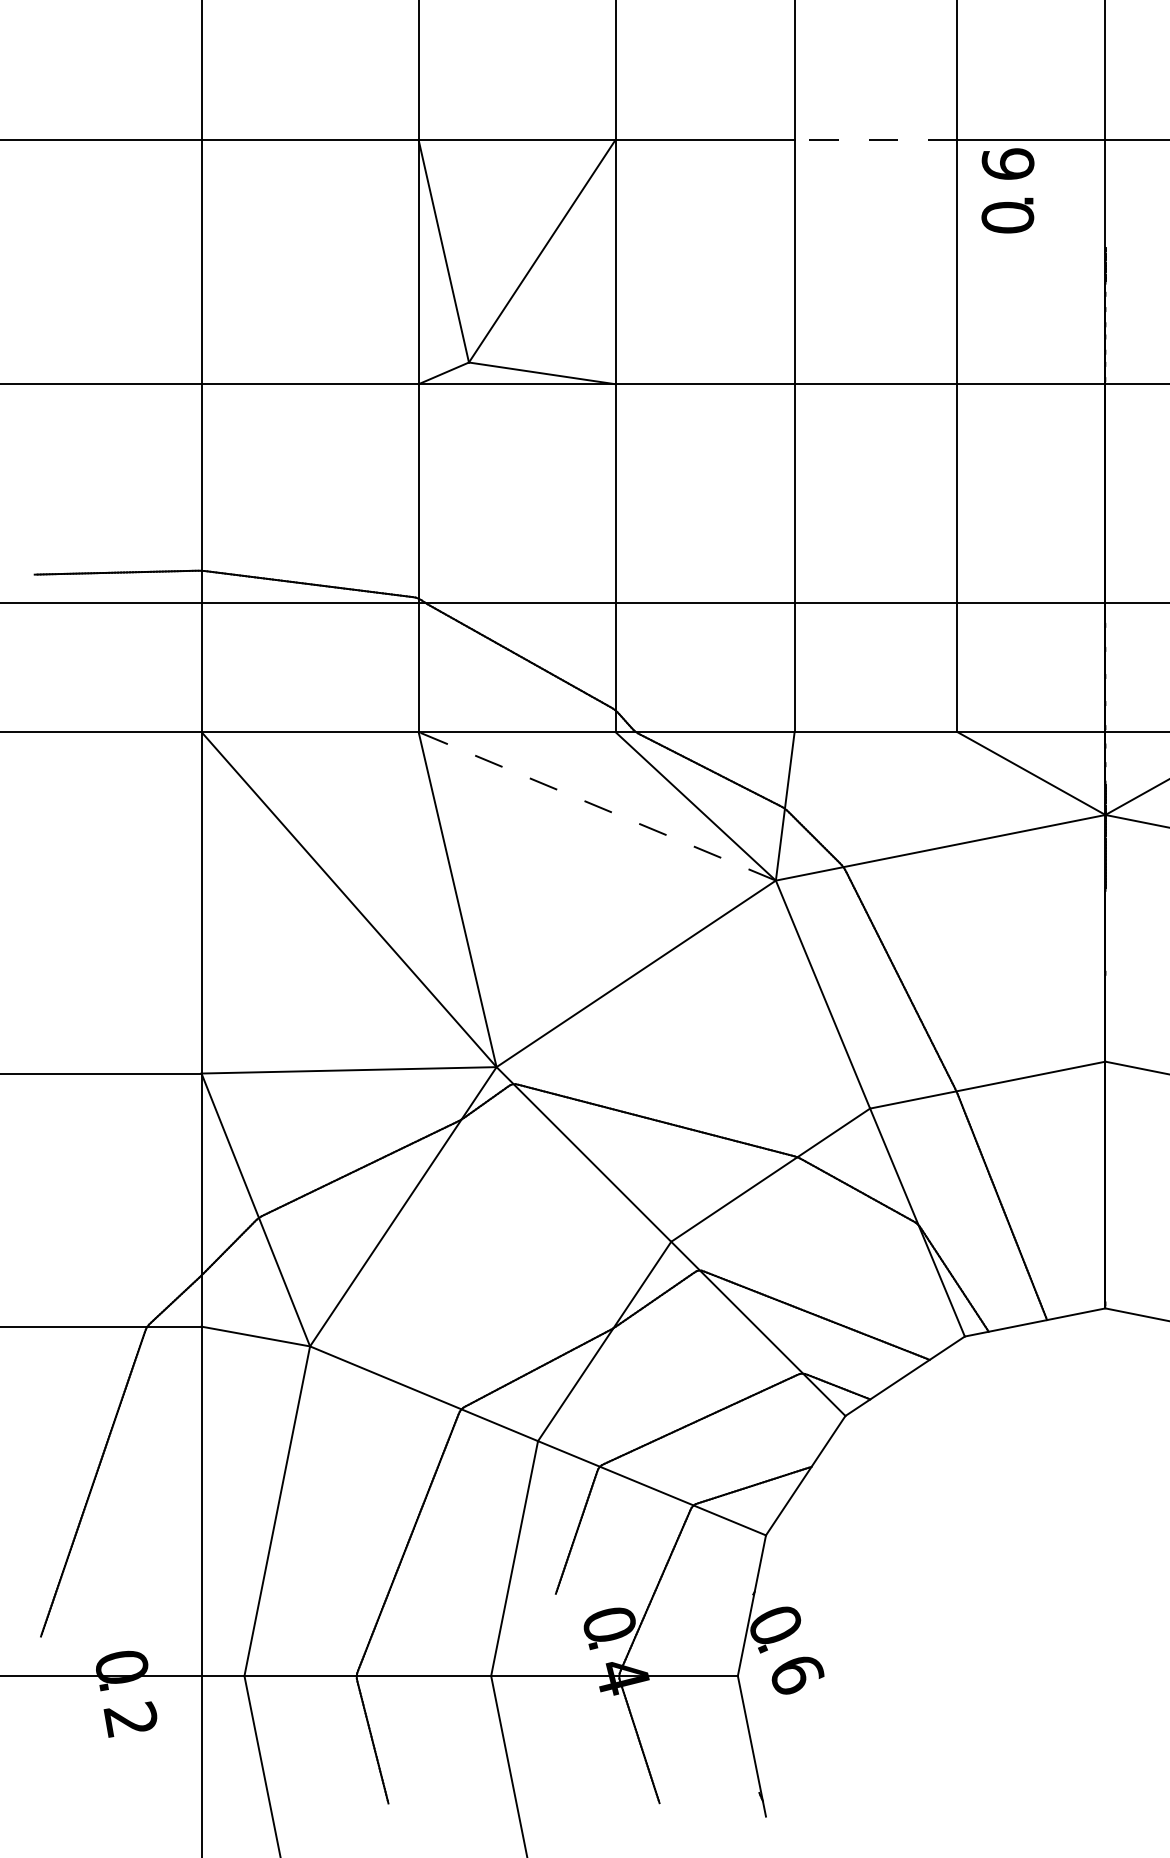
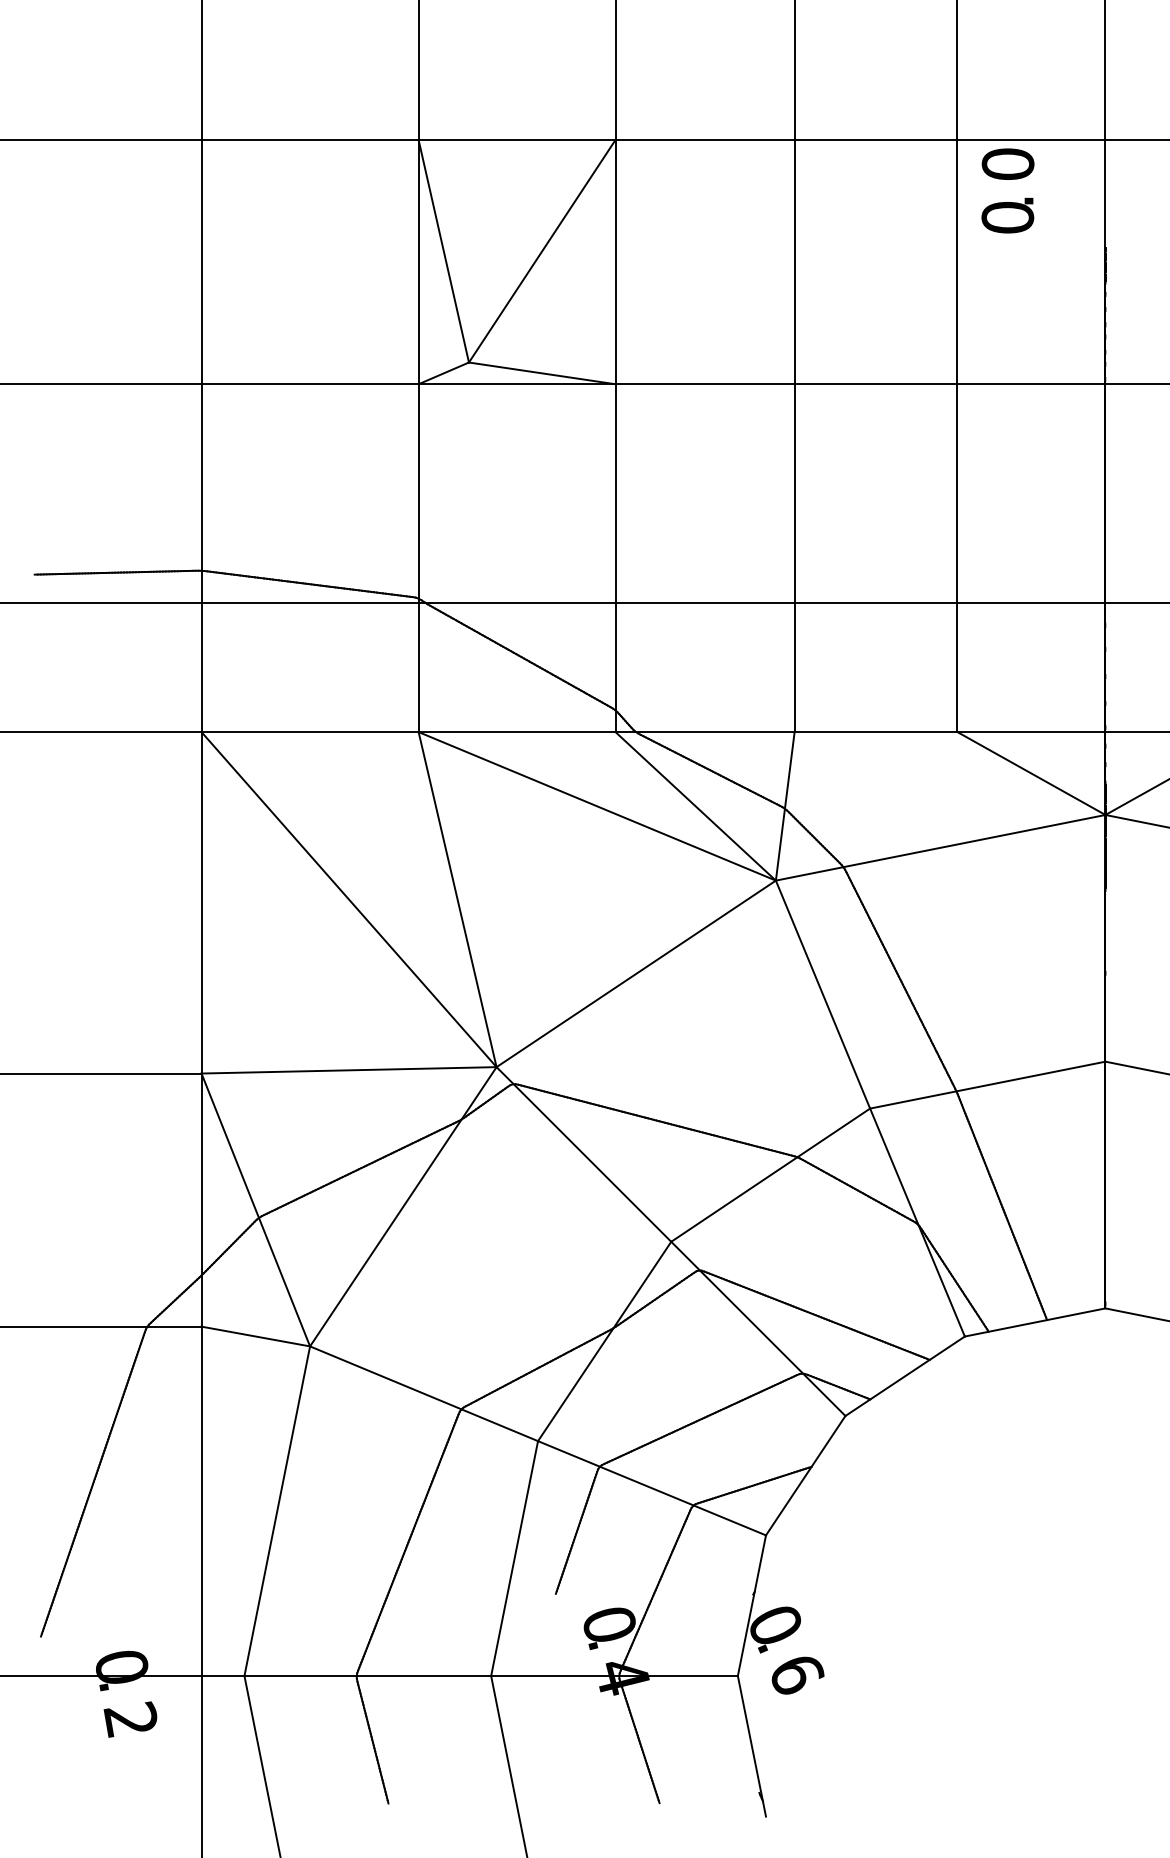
line: dashed -> solid (875, 139)
text: 6 -> 0 (1007, 163)
line: dashed -> solid (596, 806)
